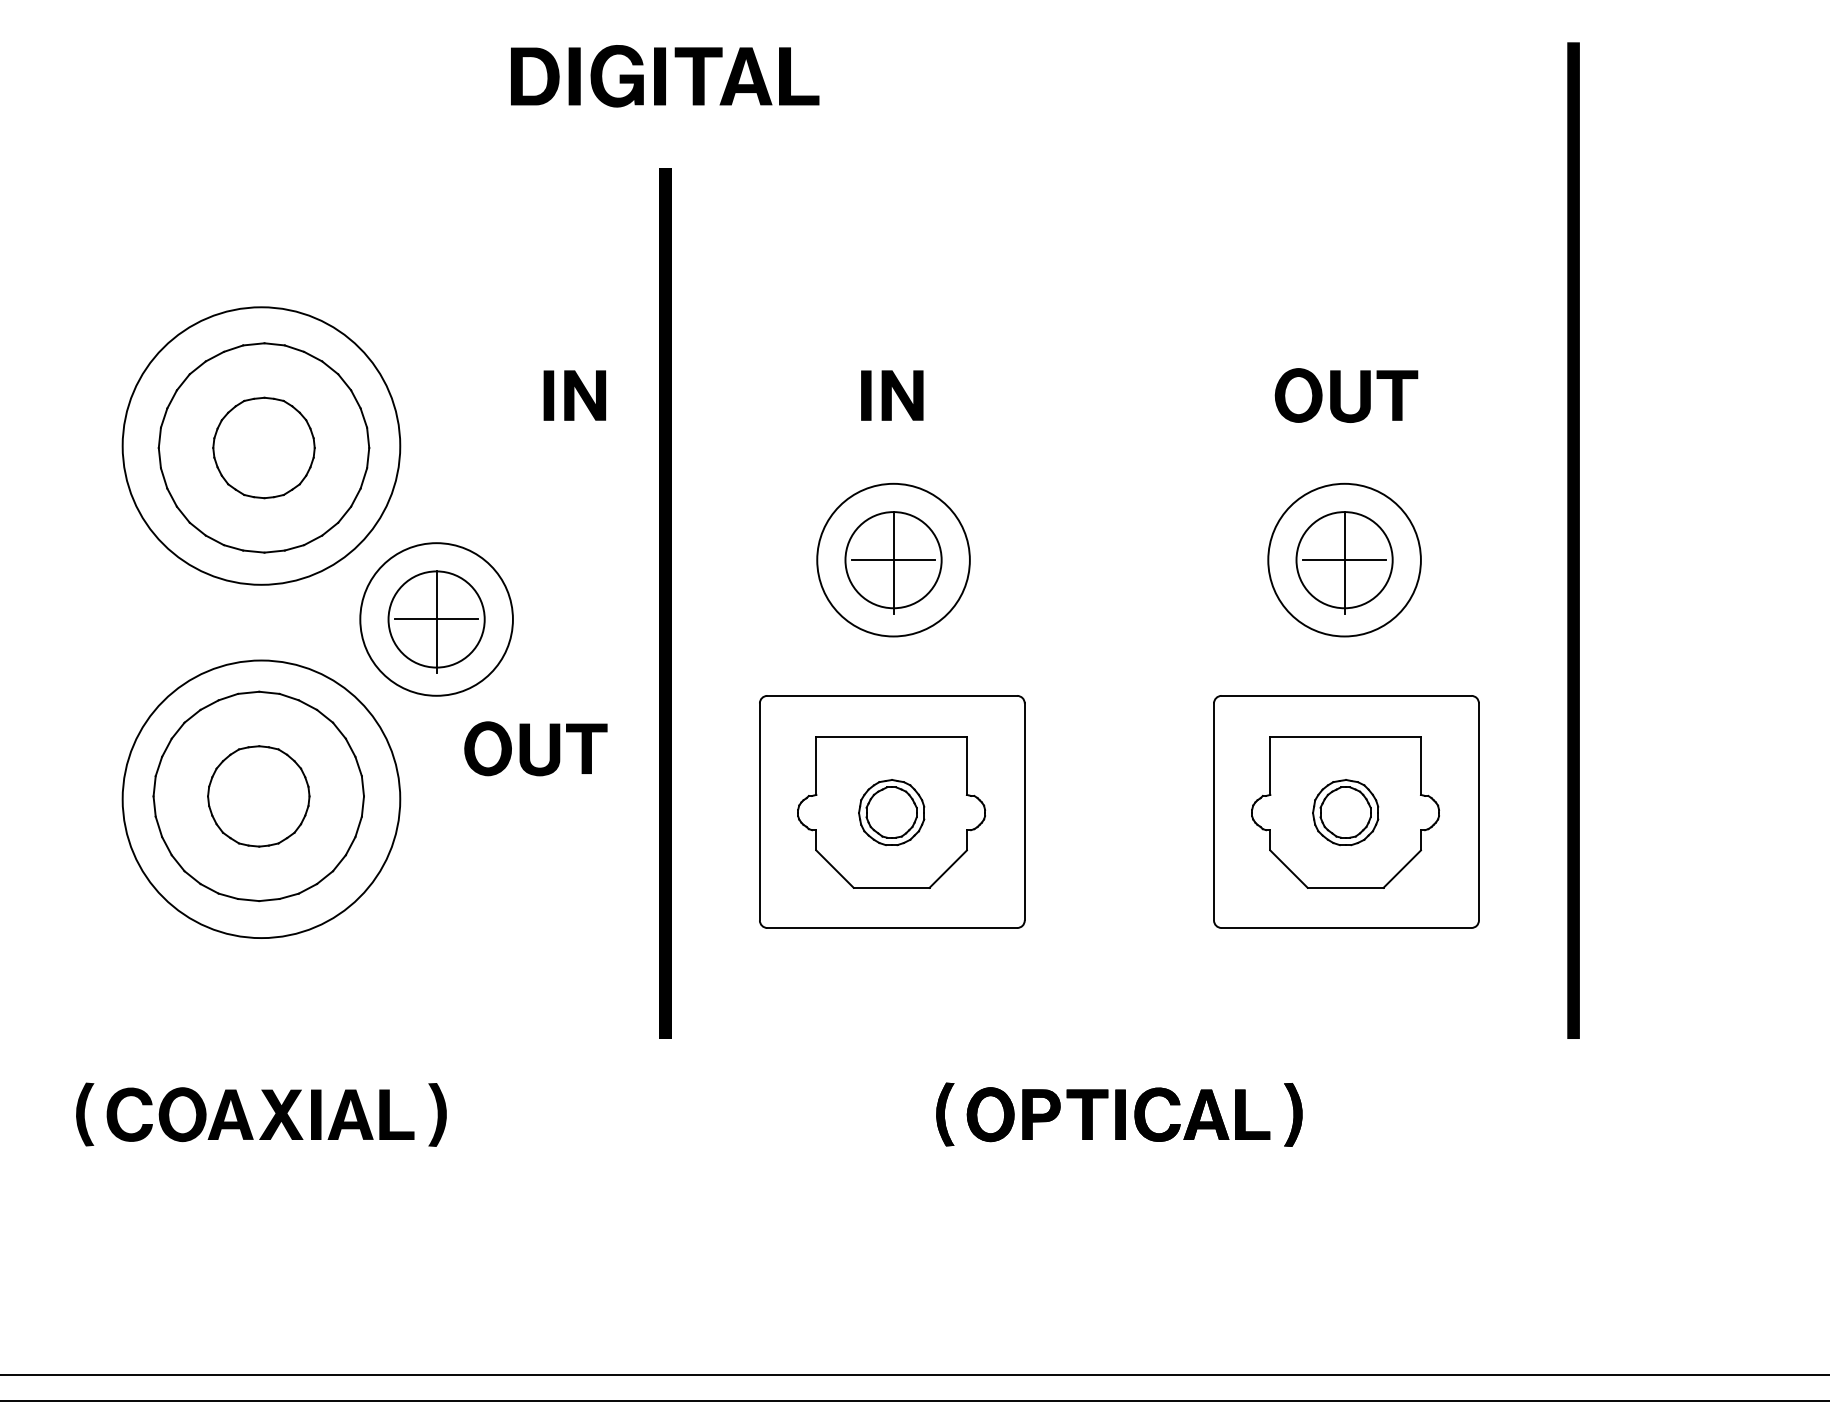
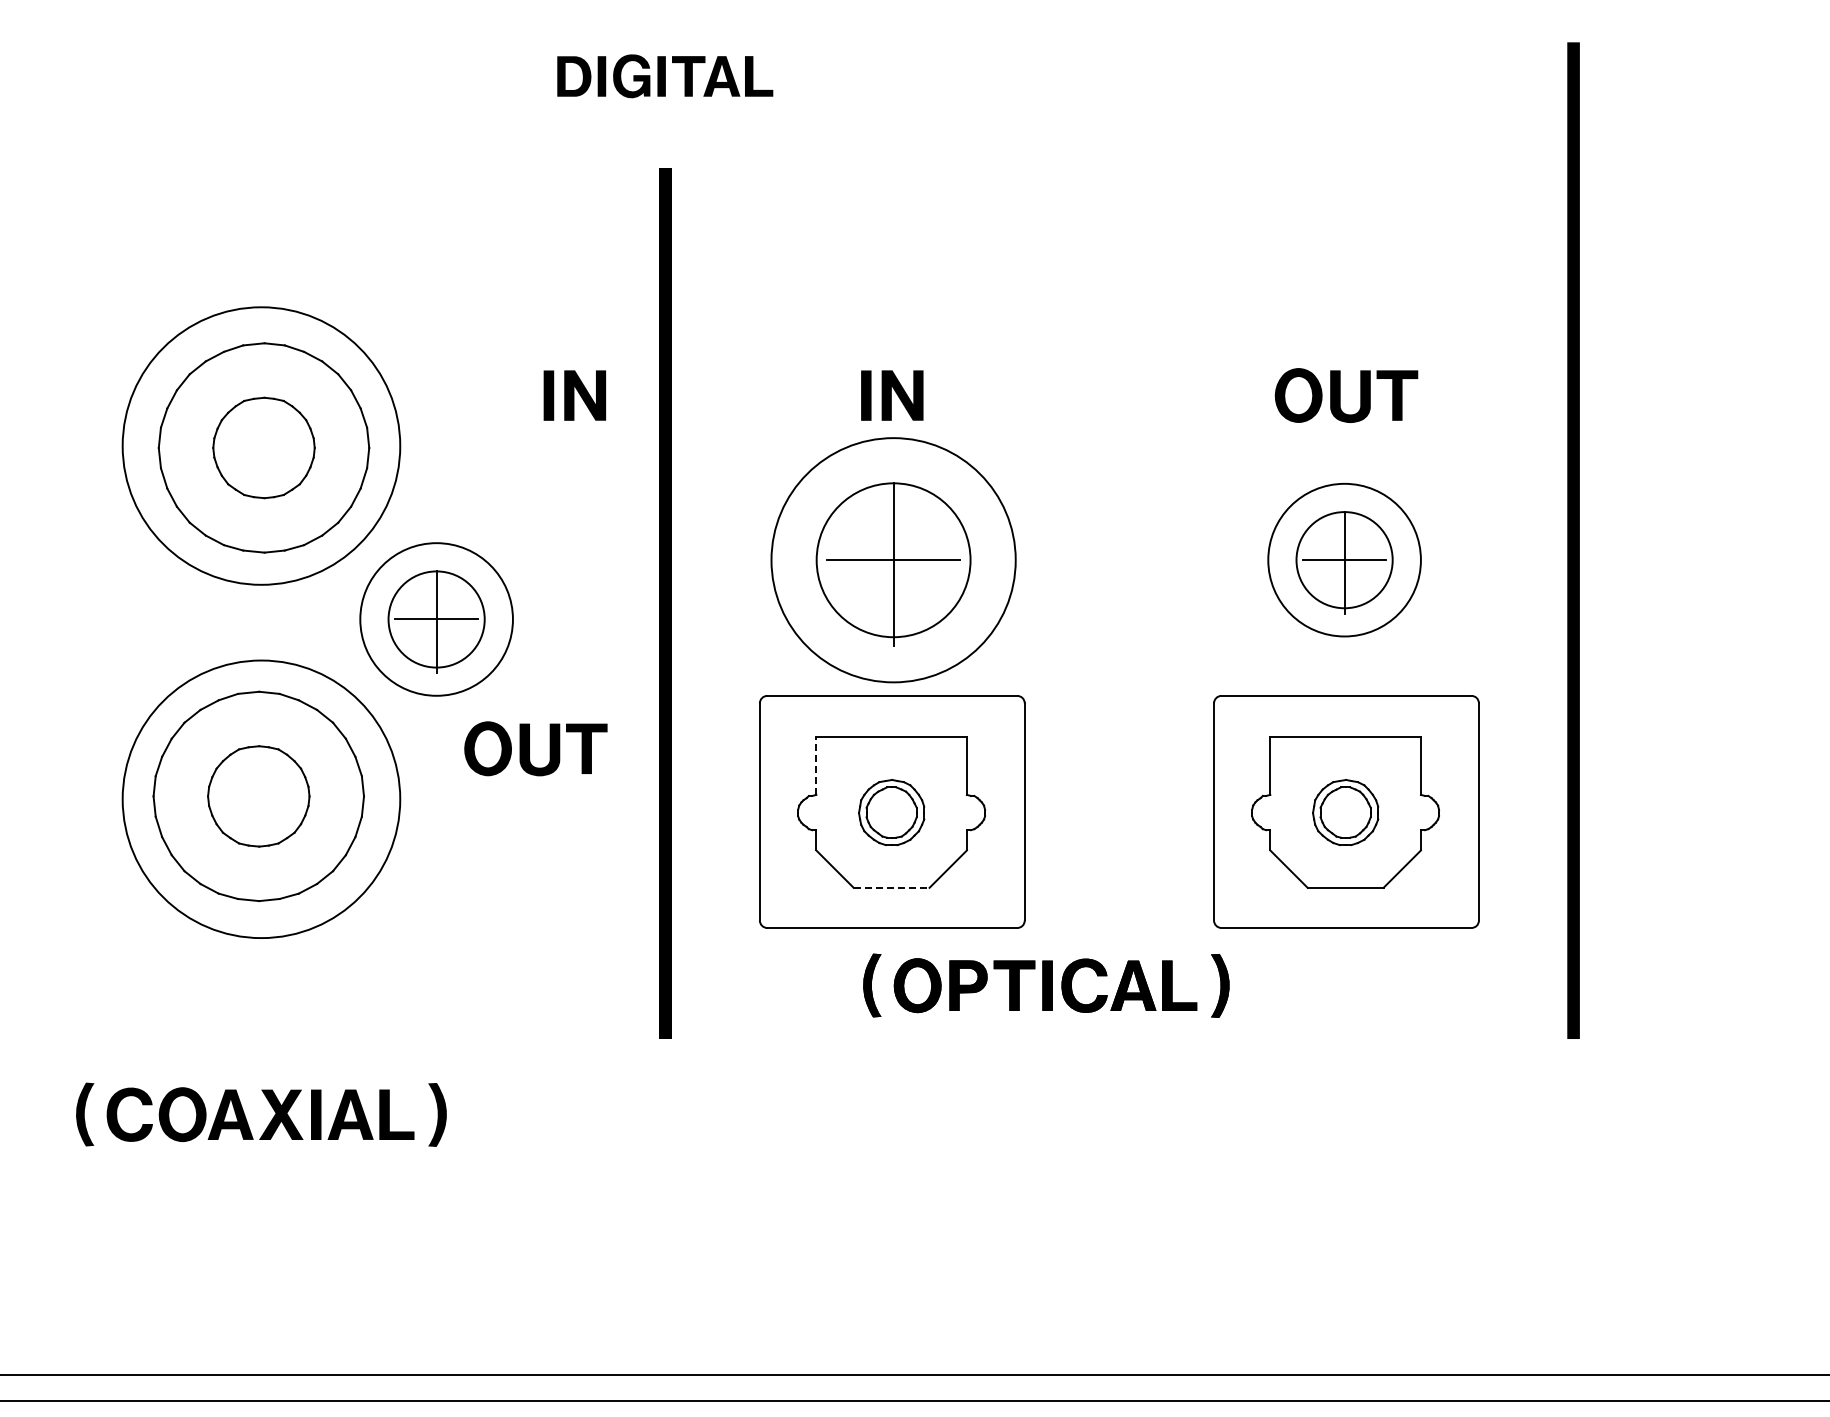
part size: 309x63 px -> 217x45 px (665, 76)
part size: 155x156 px -> 247x247 px (893, 560)
line: solid -> dashed (816, 766)
line: solid -> dashed (891, 887)
part position: (1119, 1114) -> (1046, 985) (1046, 985)
